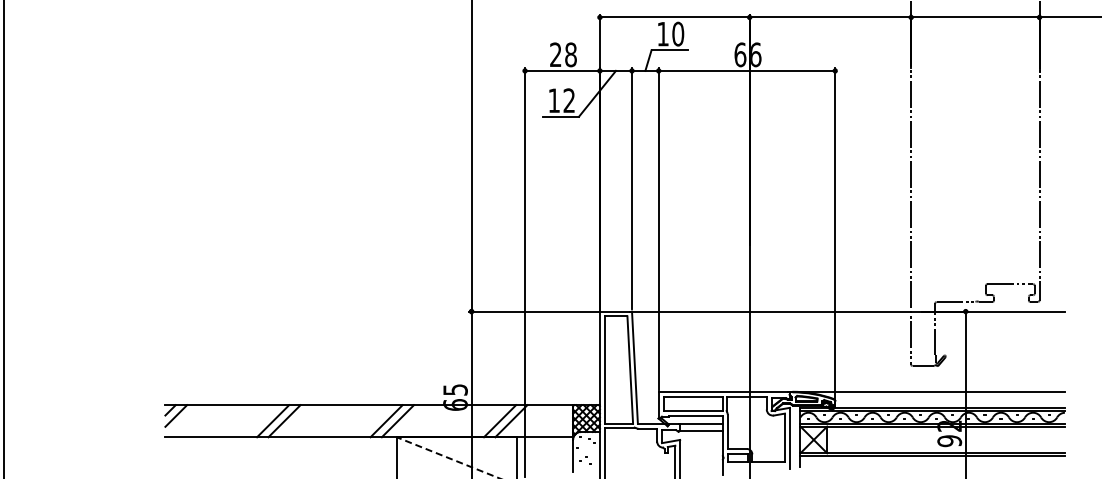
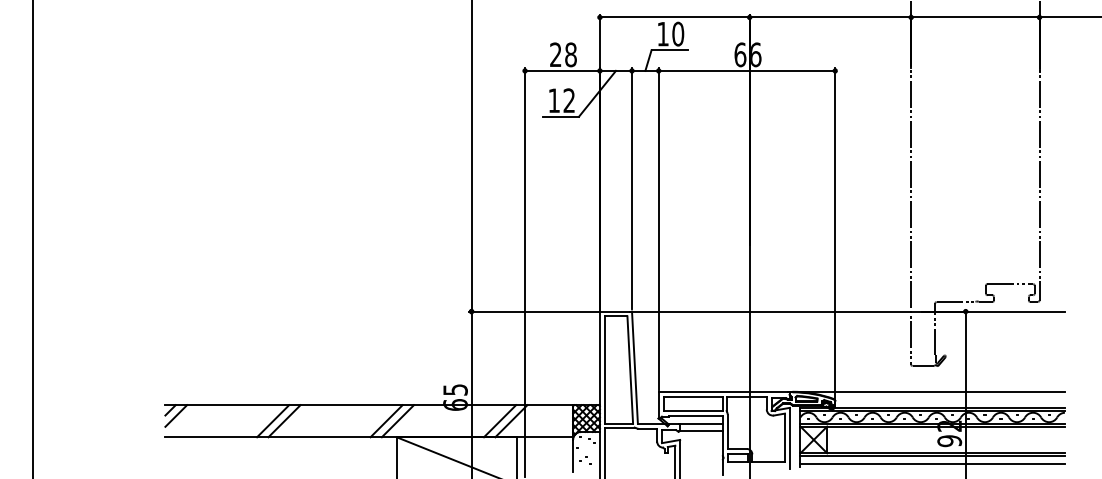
line position: (4, 238) -> (33, 238) (33, 238)
line: dashed -> solid (448, 457)
line: none -> present (932, 463)
